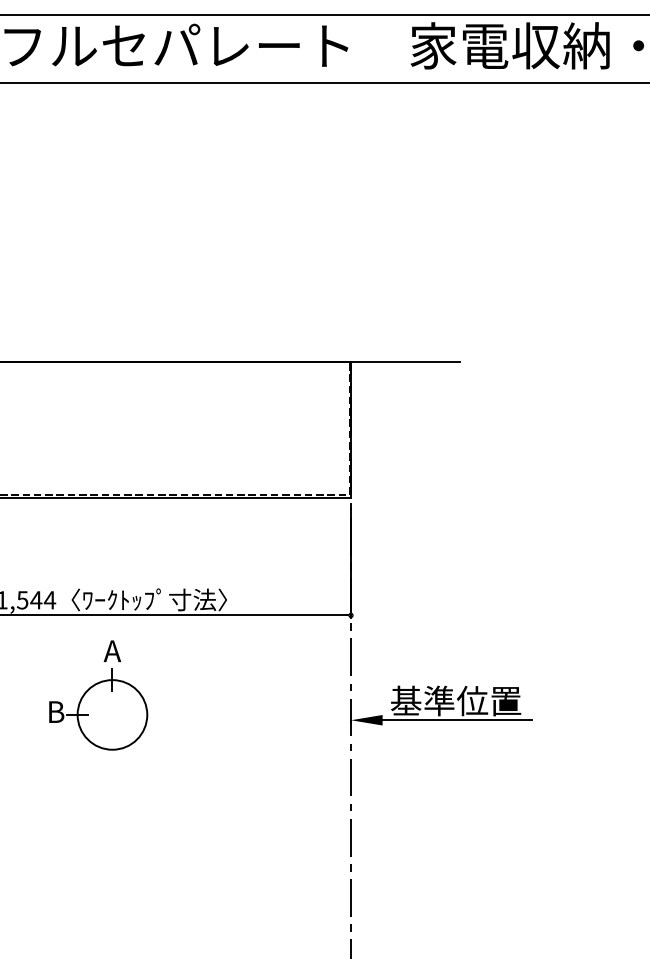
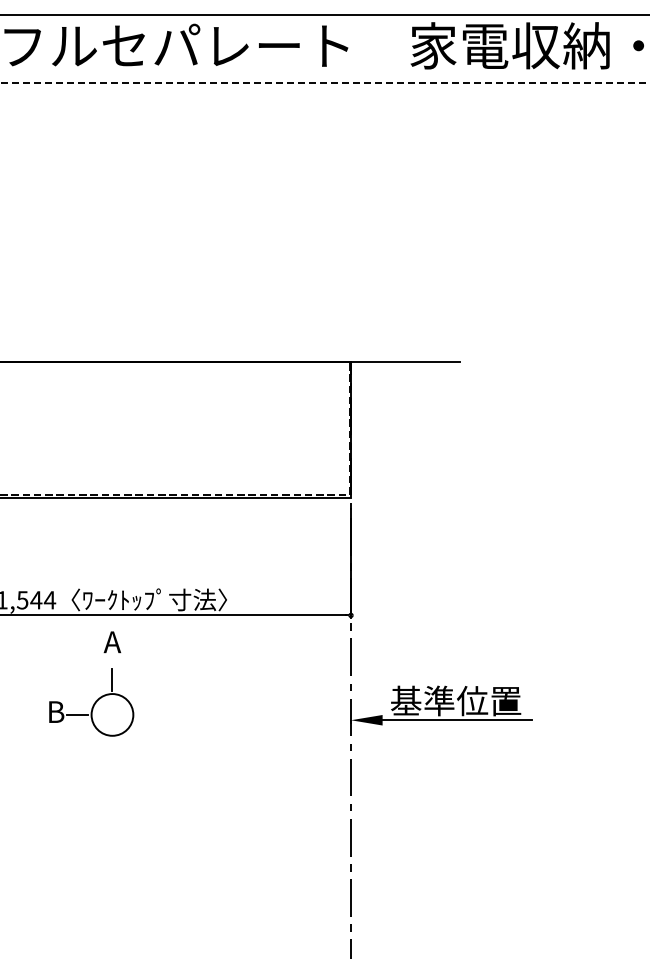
line: solid -> dashed (325, 83)
text position: (112, 651) -> (112, 642) (112, 642)
circle diameter: 70 px -> 42 px (112, 714)
